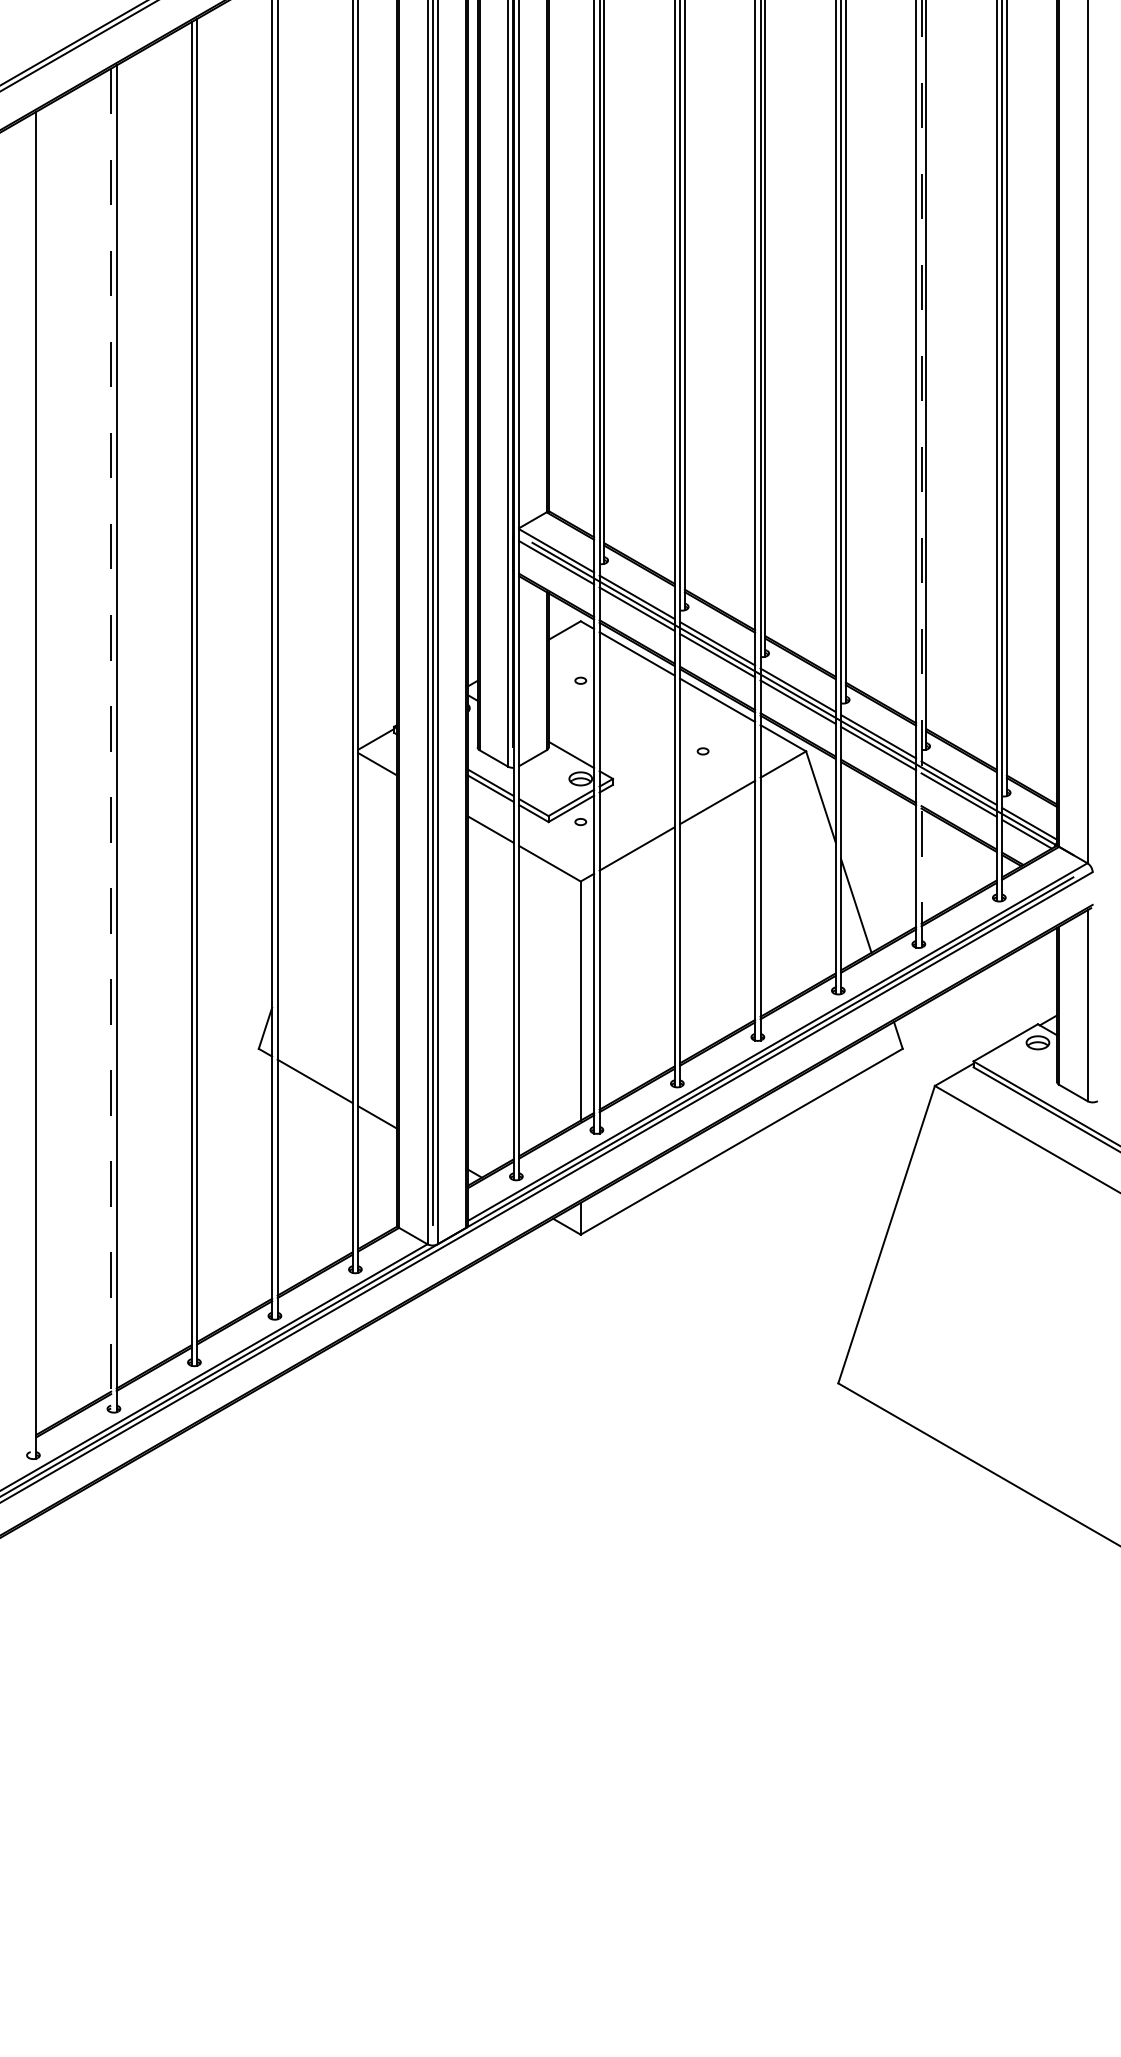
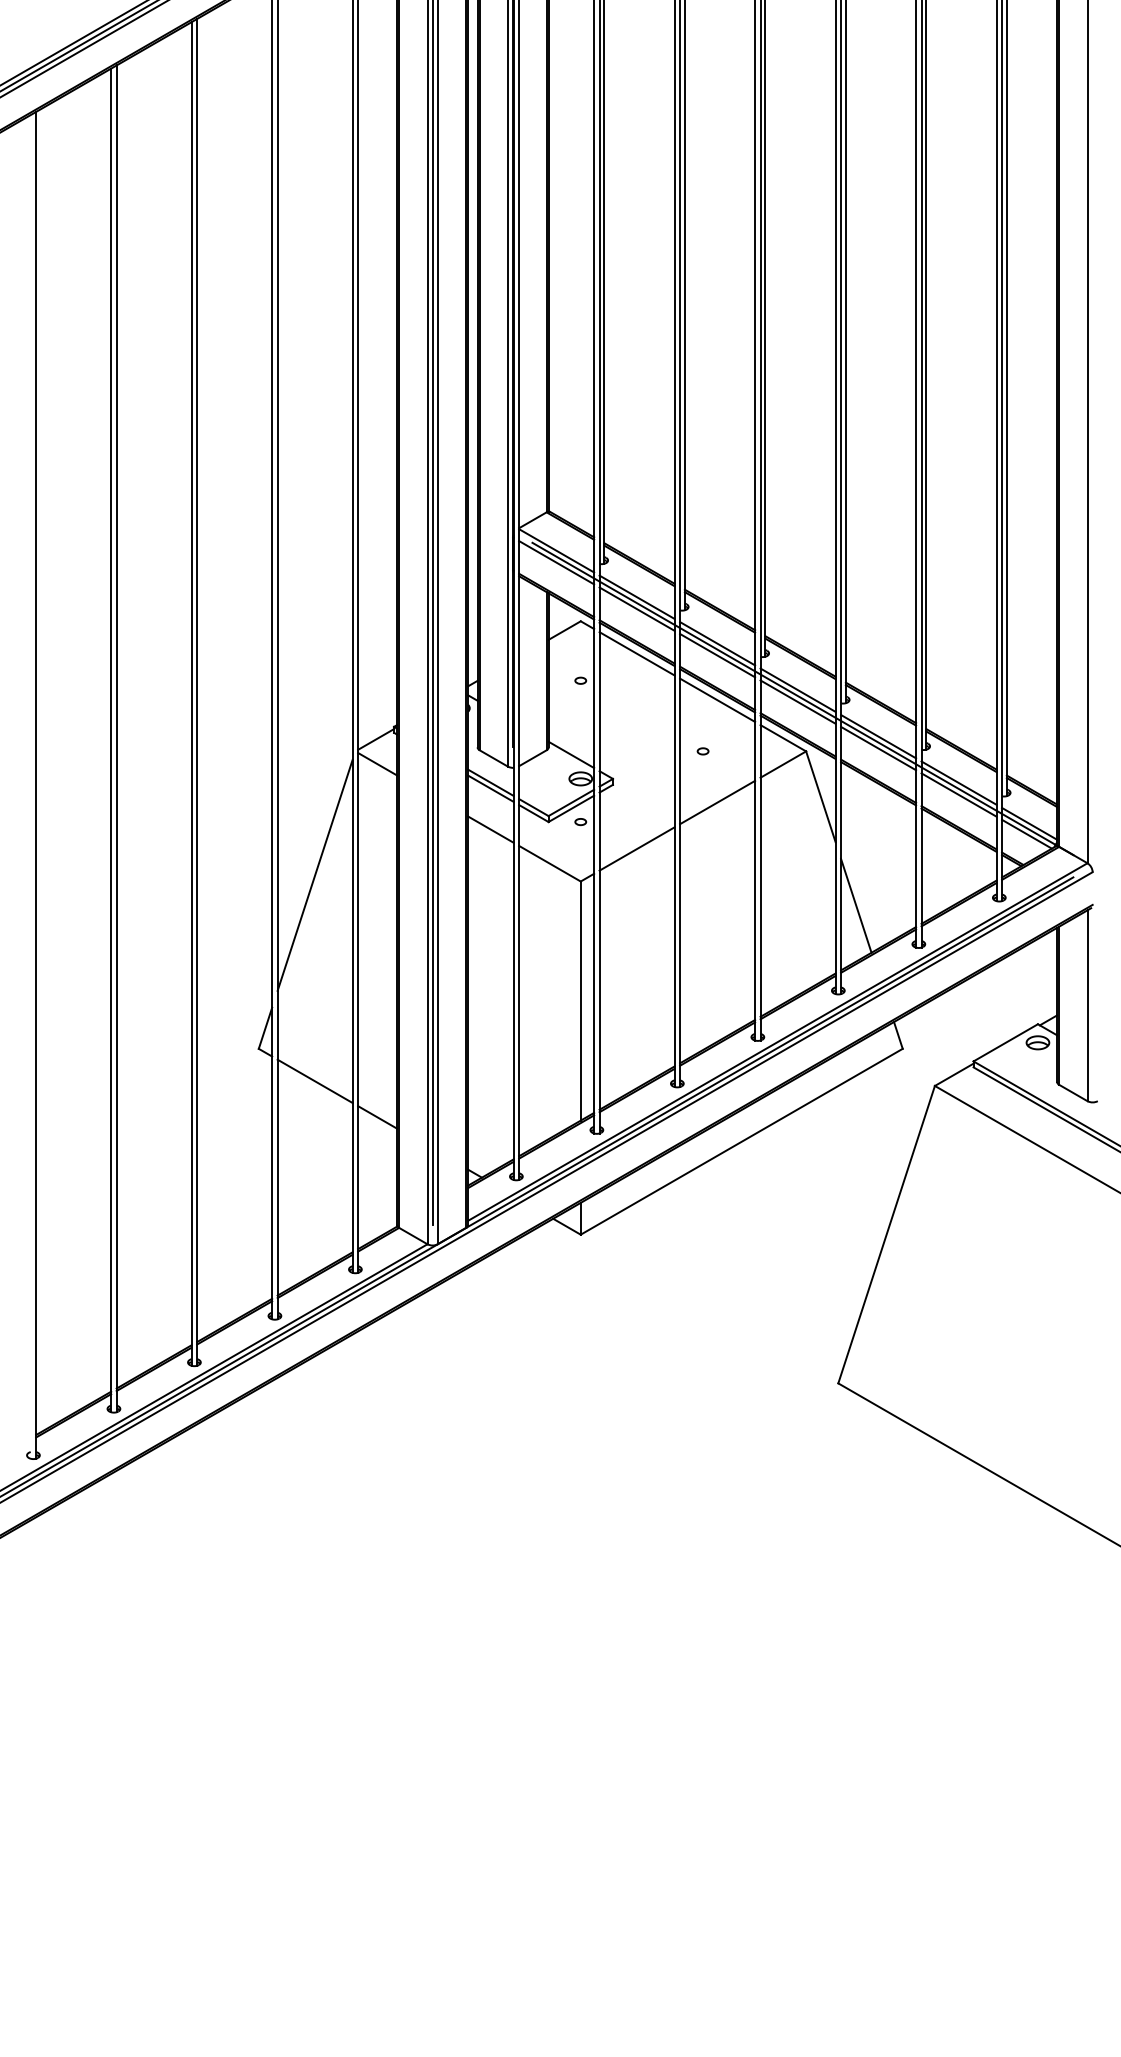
line: none -> present (83, 49)
line: dashed -> solid (921, 473)
line: dashed -> solid (111, 740)
line: none -> present (314, 874)
